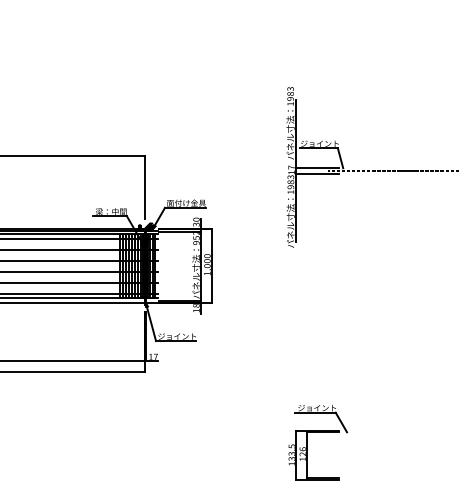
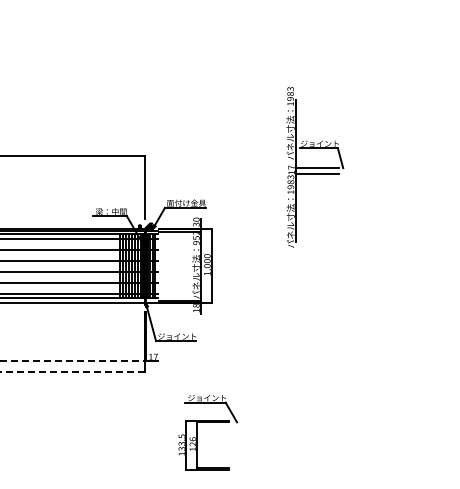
line: present -> none (392, 170)
line: solid -> dashed (73, 361)
line: solid -> dashed (72, 372)
part position: (318, 432) -> (208, 422) (208, 422)
